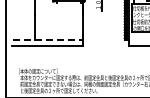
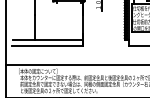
line: dashed -> solid (48, 39)
line: none -> present (76, 64)
